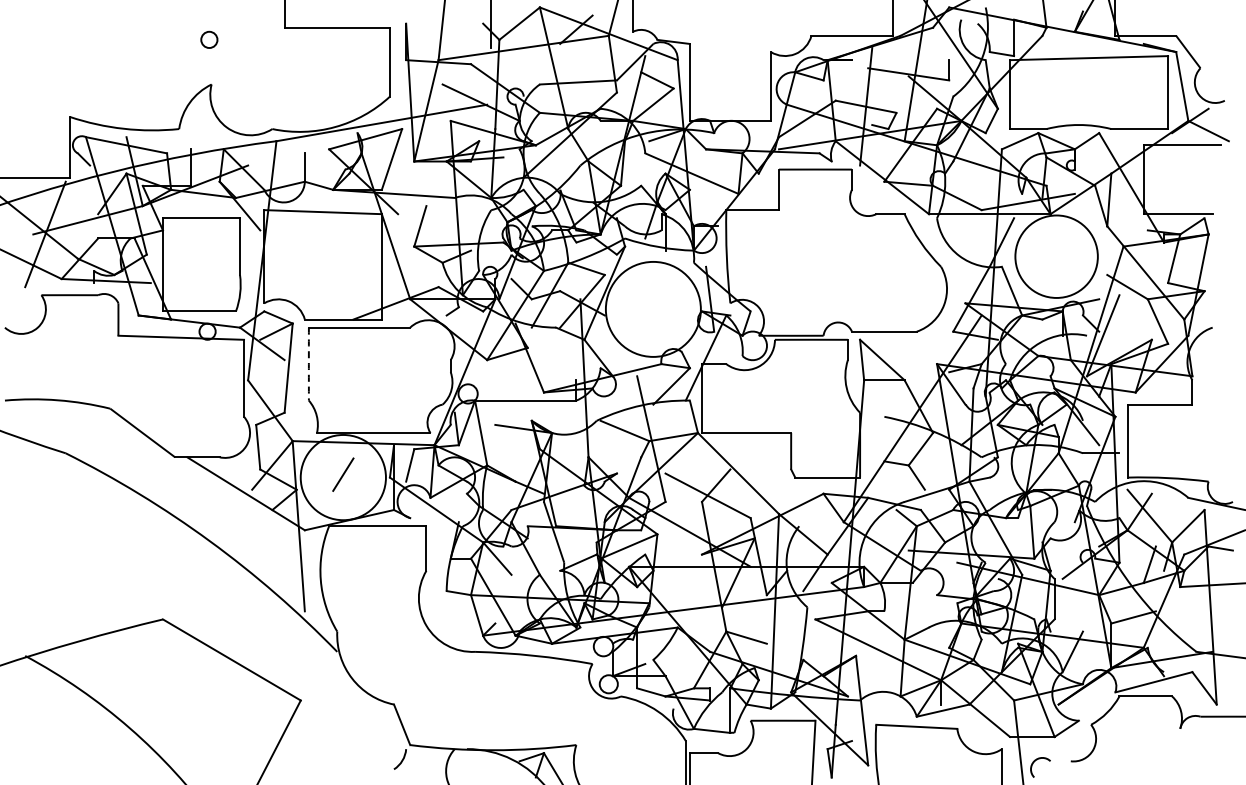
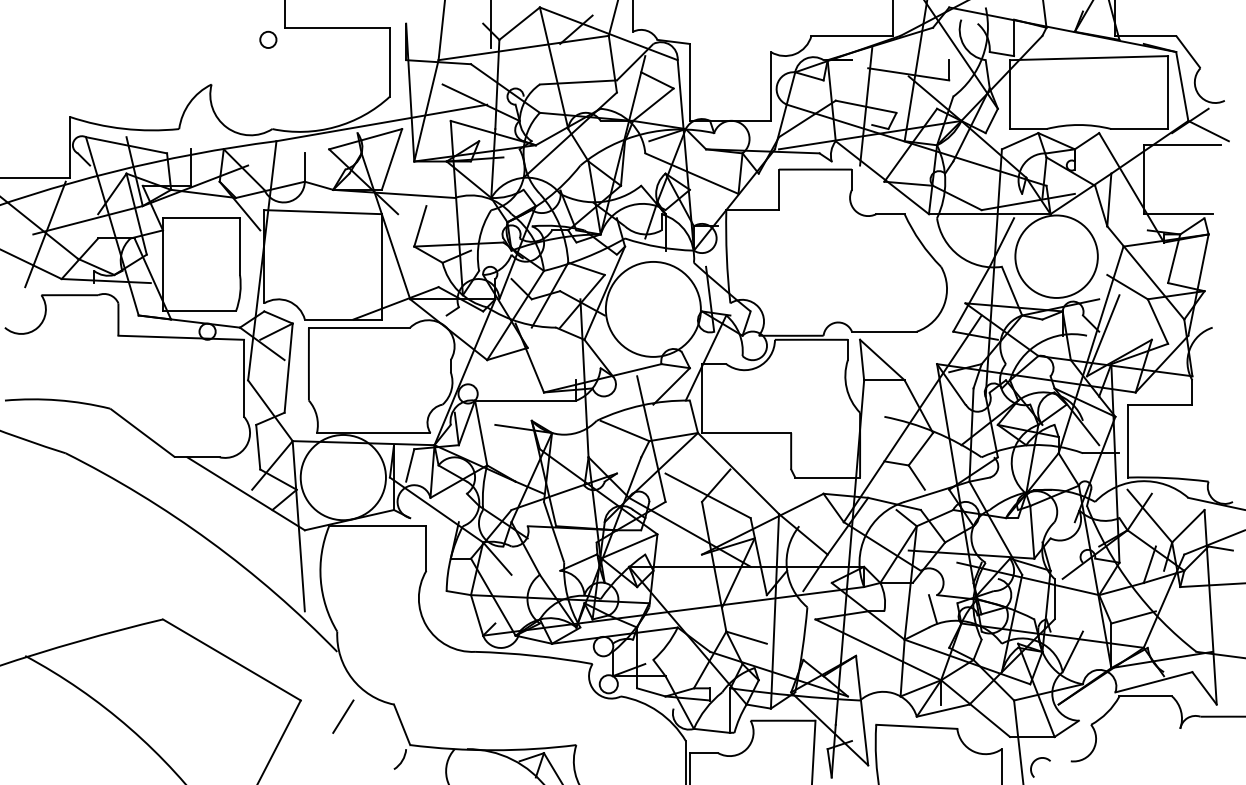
circle position: (209, 39) -> (268, 39) (268, 39)
arc: dashed -> solid (308, 364)
line position: (343, 474) -> (343, 716) (343, 716)
line: none -> present (932, 609)
